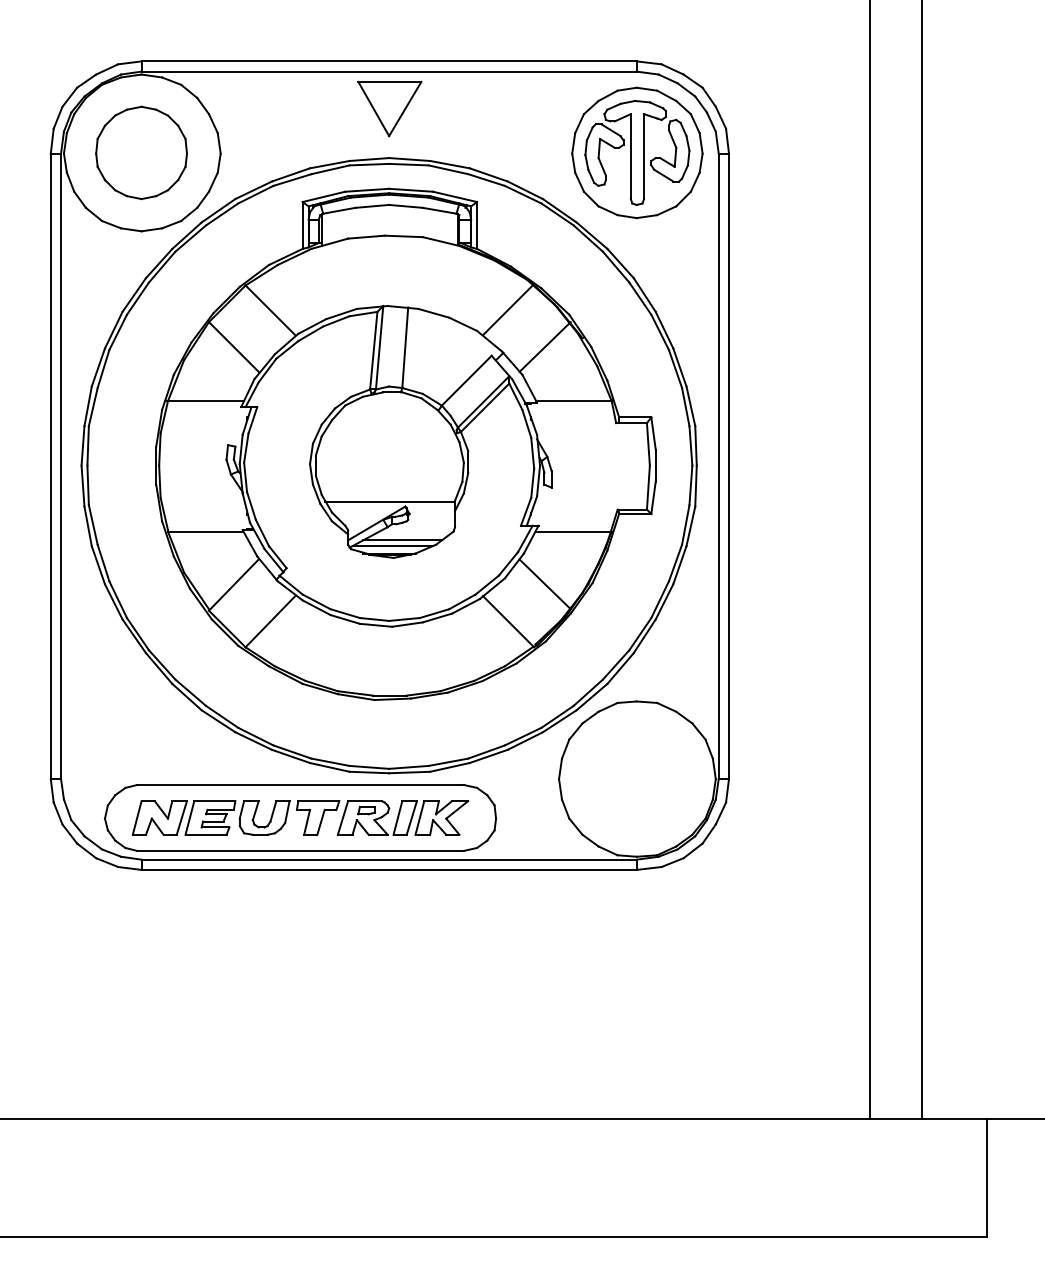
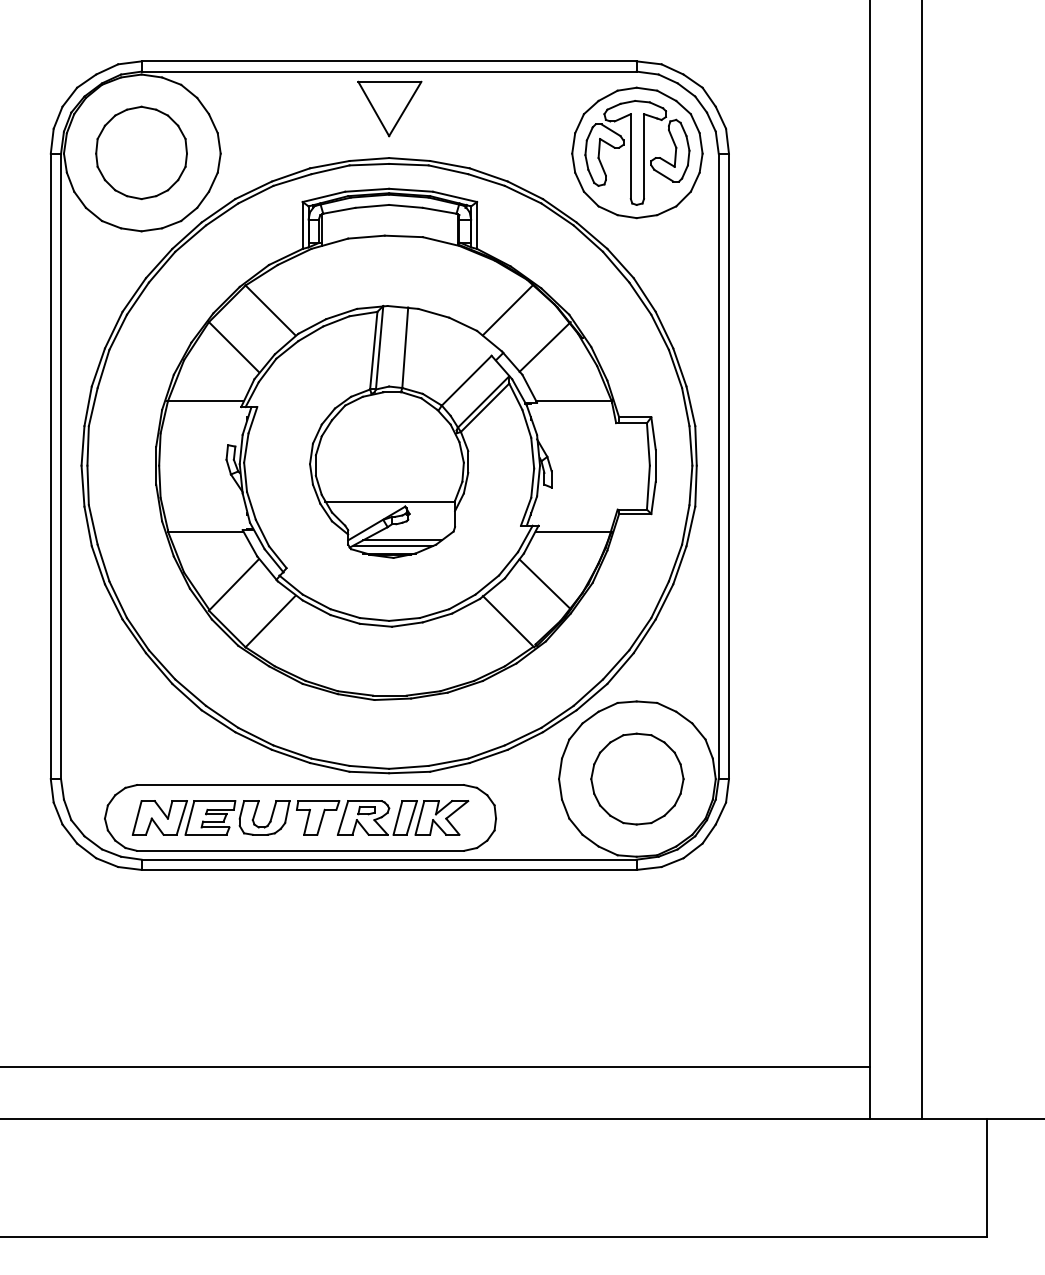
part: none -> present (637, 778)
line: none -> present (436, 1066)
